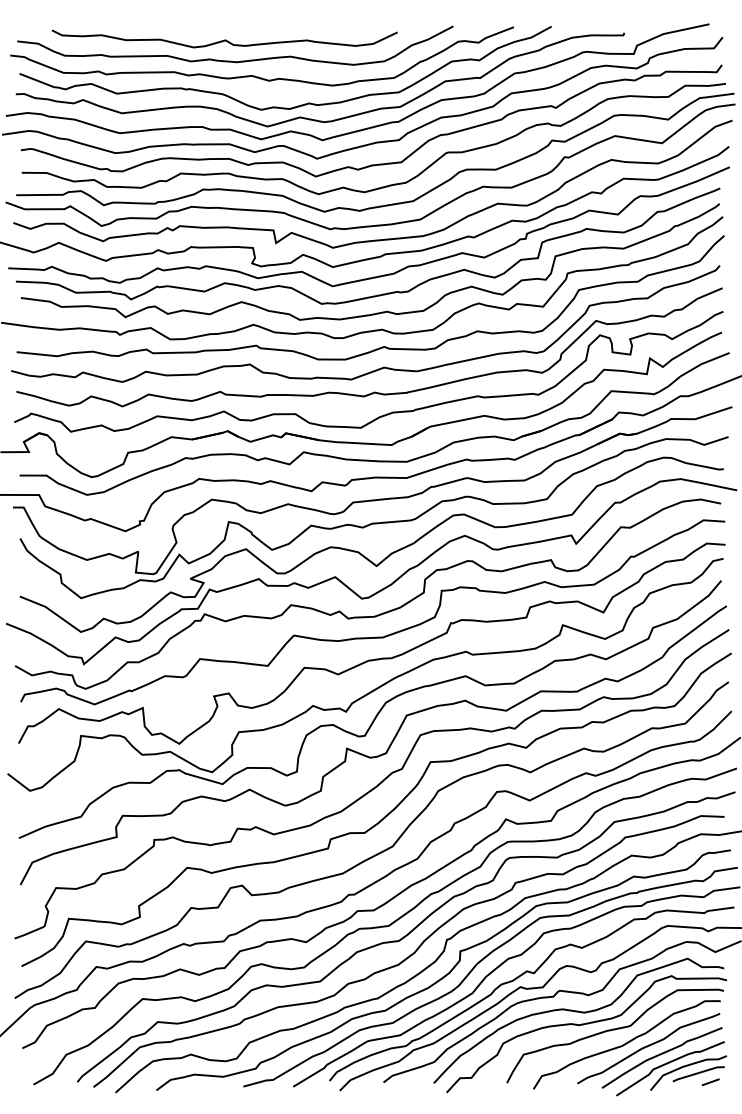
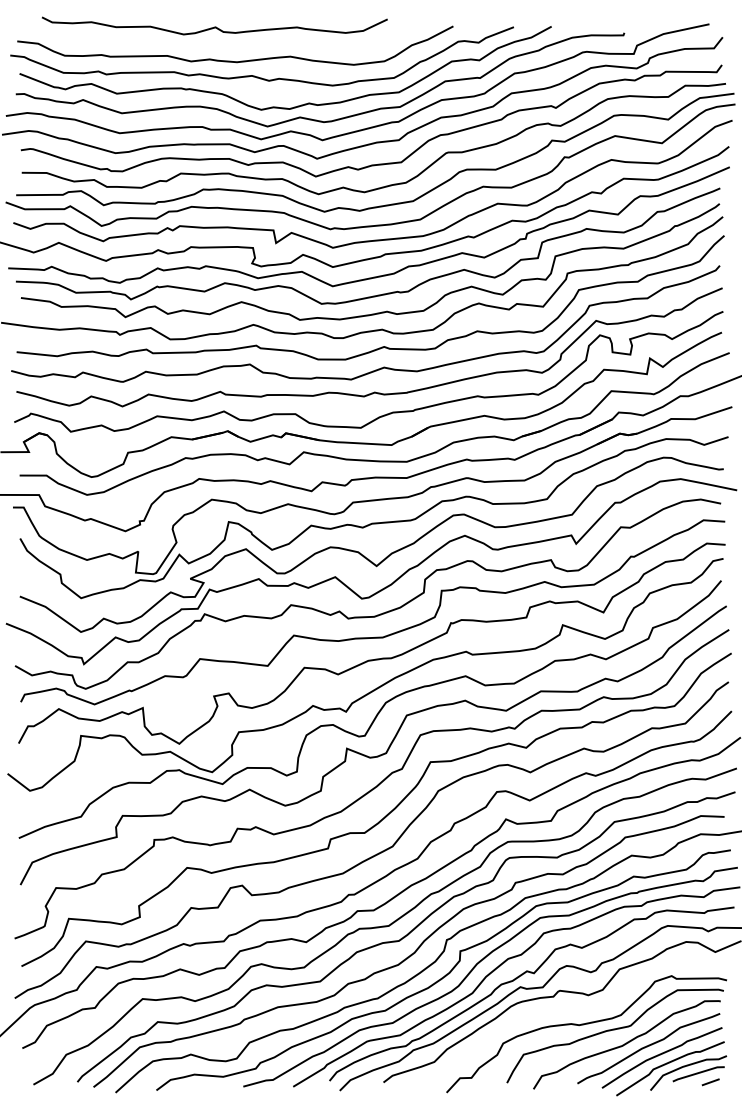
curve position: (224, 39) -> (214, 26) (214, 26)
curve: present -> none (581, 1013)
